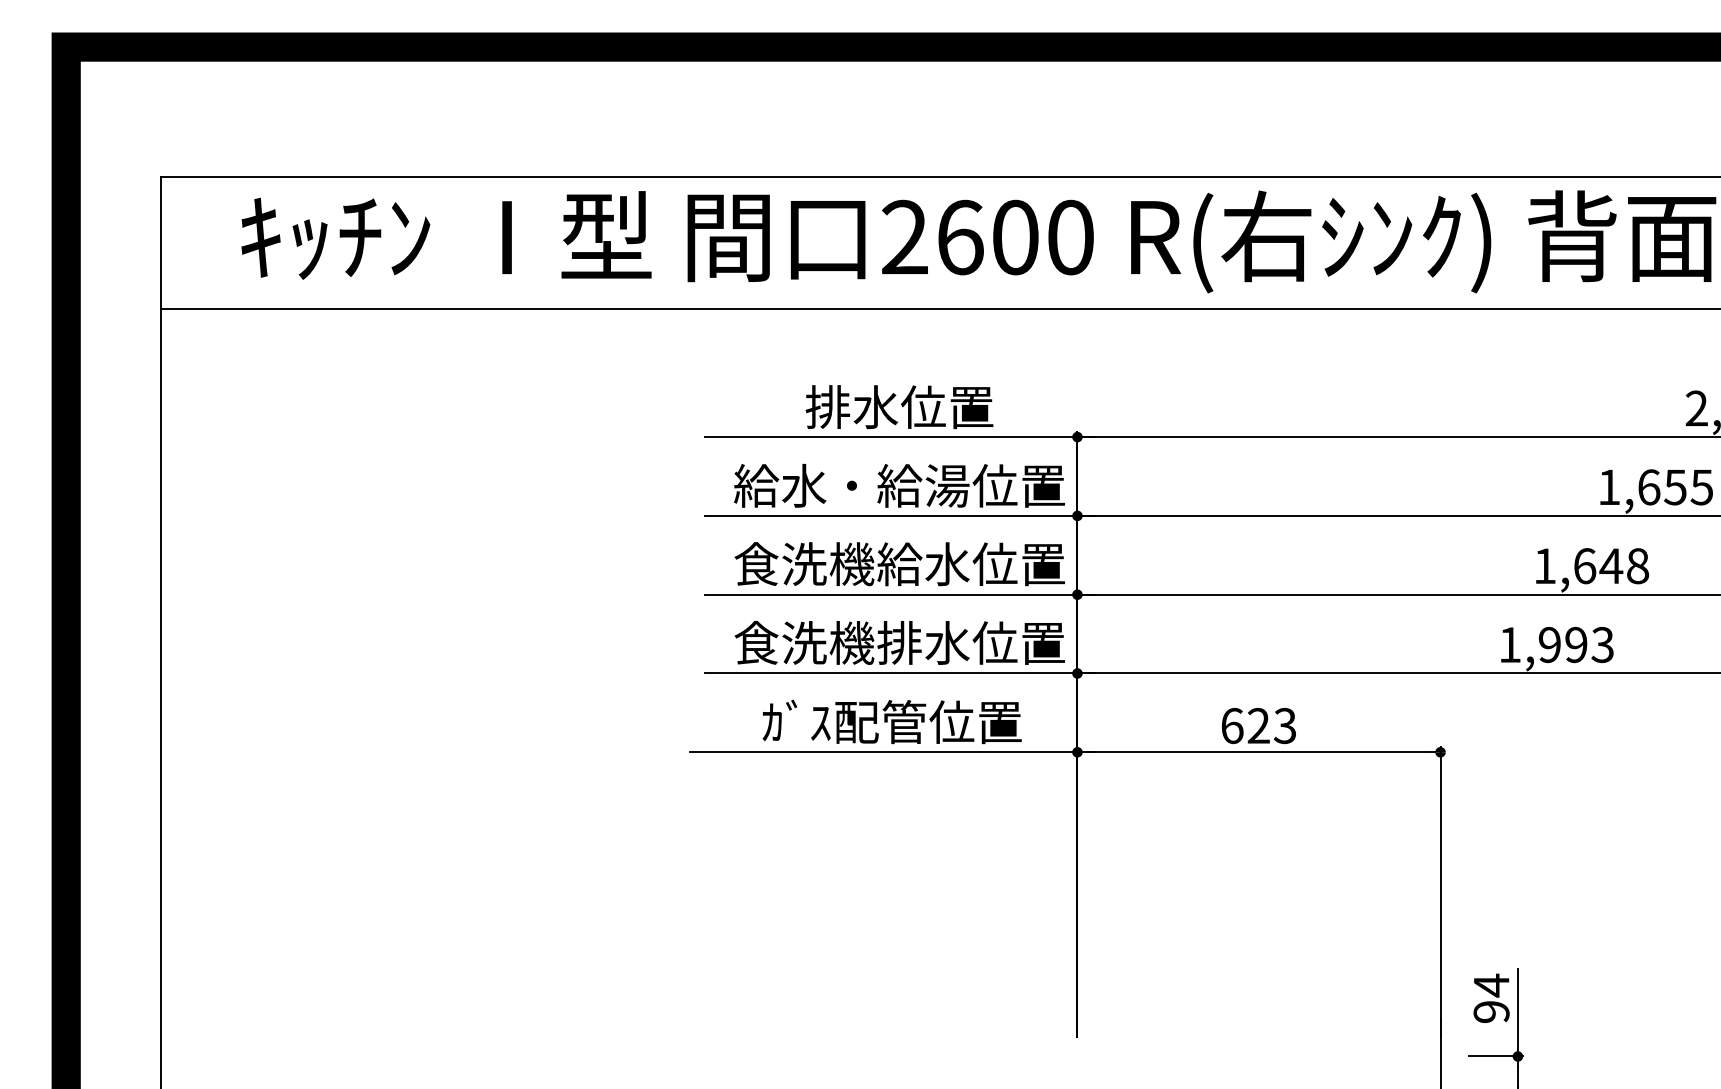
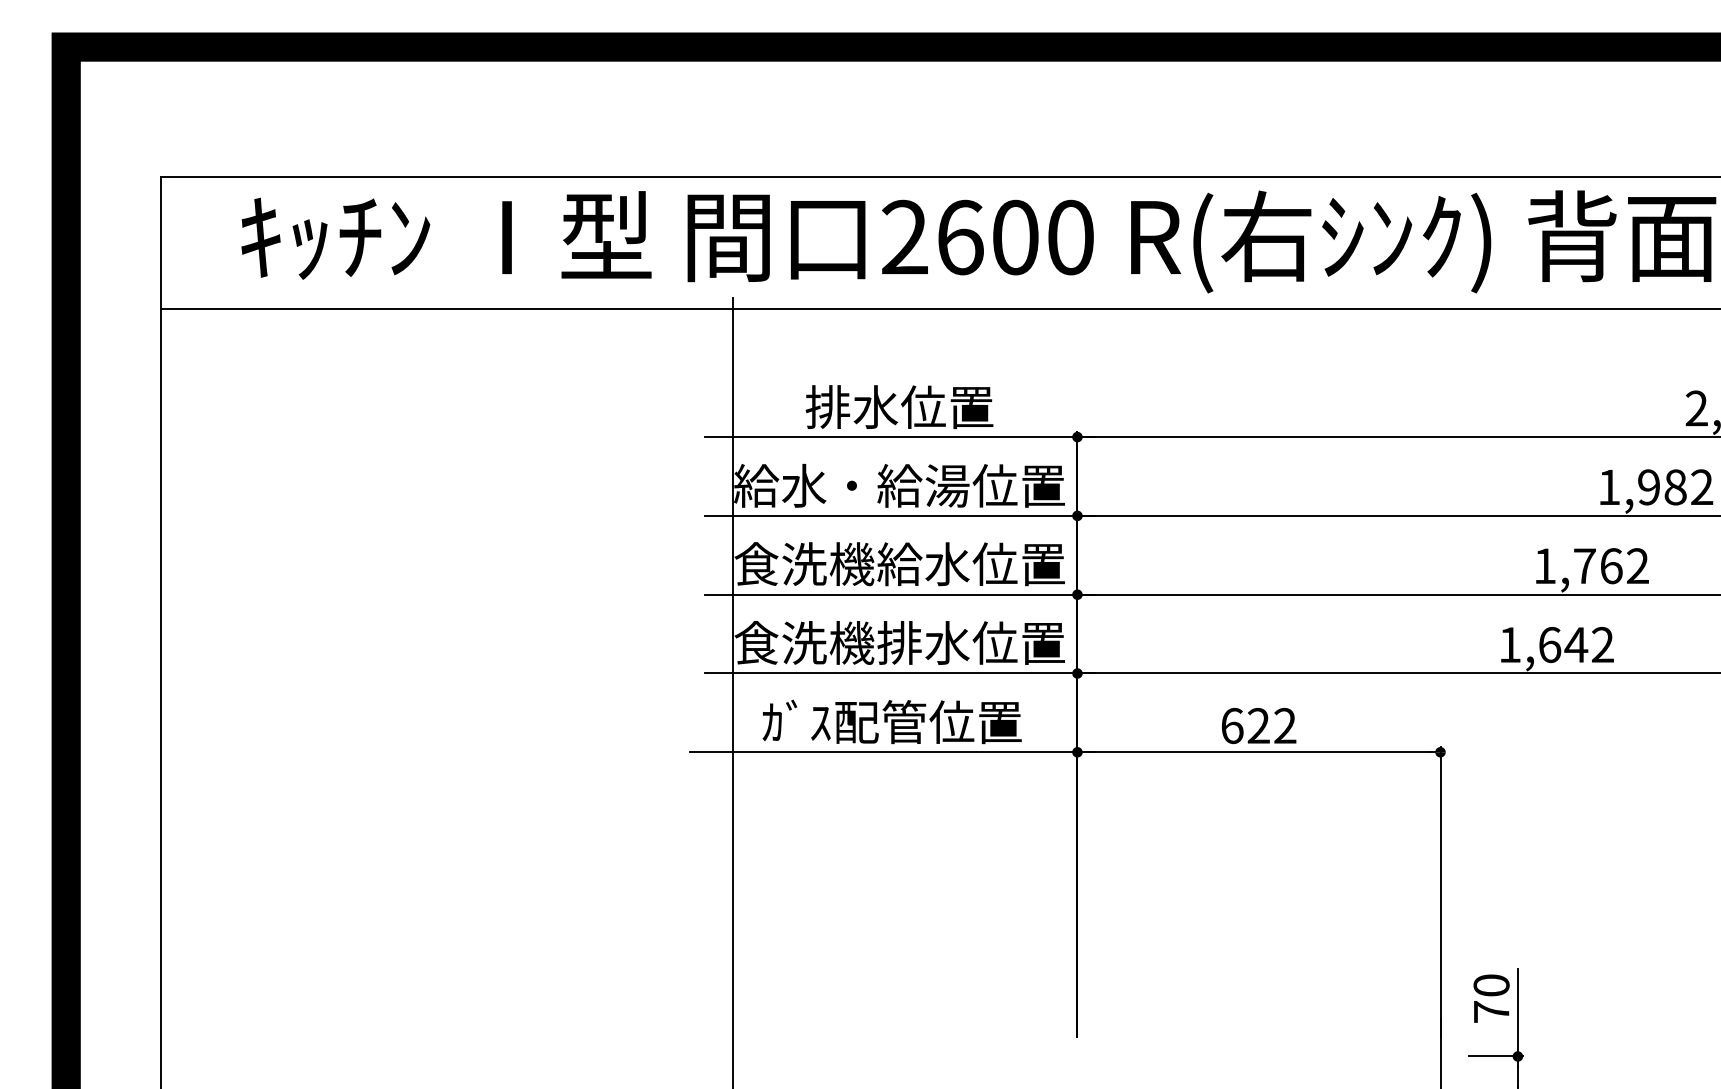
text: 1,655 -> 1,982 (1675, 487)
text: 1,648 -> 1,762 (1611, 566)
text: 1,993 -> 1,642 (1575, 644)
line: none -> present (733, 691)
text: 623 -> 622 (1284, 726)
text: 94 -> 70 (1491, 998)
